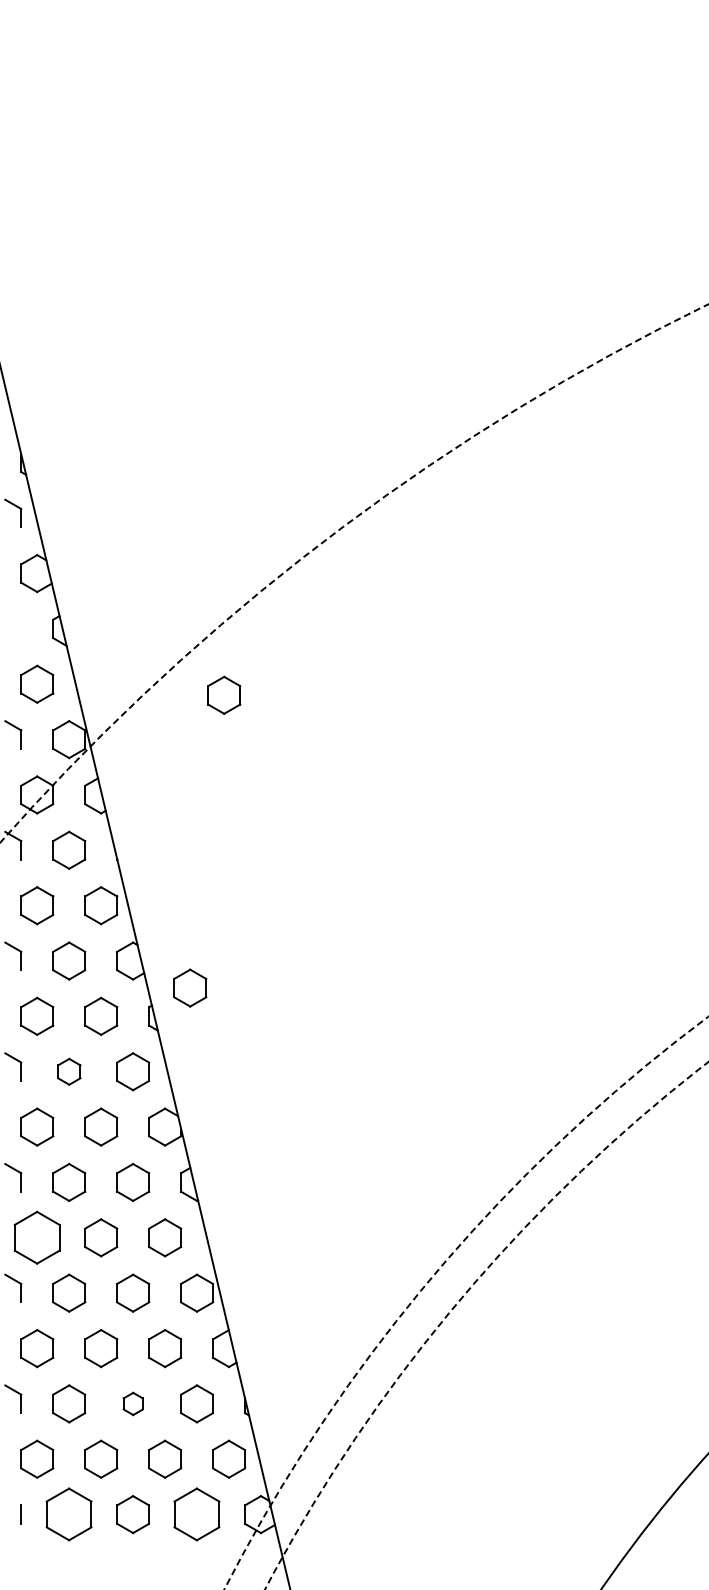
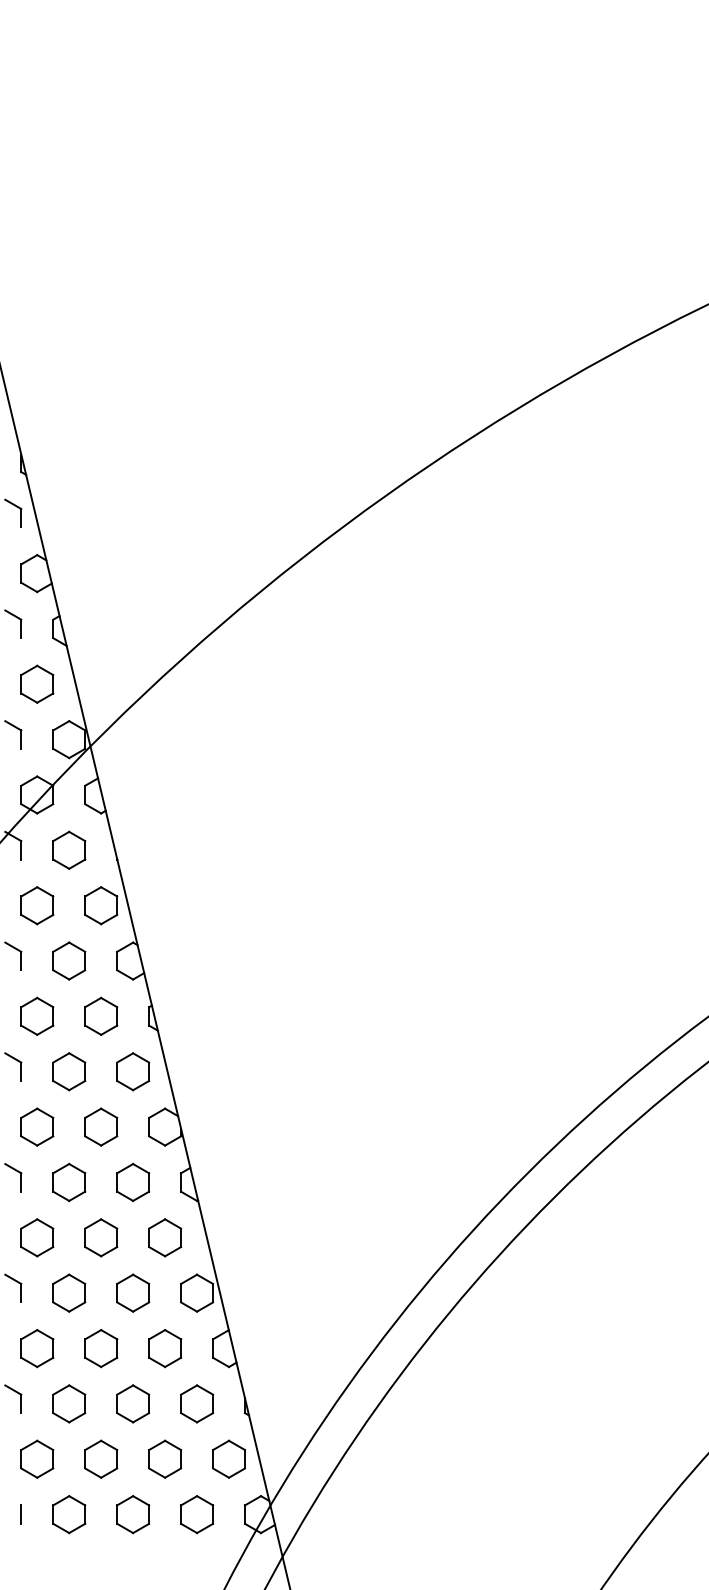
arc: dashed -> solid (326, 539)
part: none -> present (15, 617)
part: present -> none (224, 694)
part: present -> none (190, 987)
part size: 25x29 px -> 35x40 px (69, 1071)
part size: 48x55 px -> 35x40 px (37, 1237)
circle: dashed -> solid (466, 1302)
circle: dashed -> solid (486, 1325)
part size: 22x26 px -> 35x40 px (133, 1403)
part size: 48x55 px -> 35x40 px (69, 1514)
part size: 48x55 px -> 35x40 px (197, 1514)
